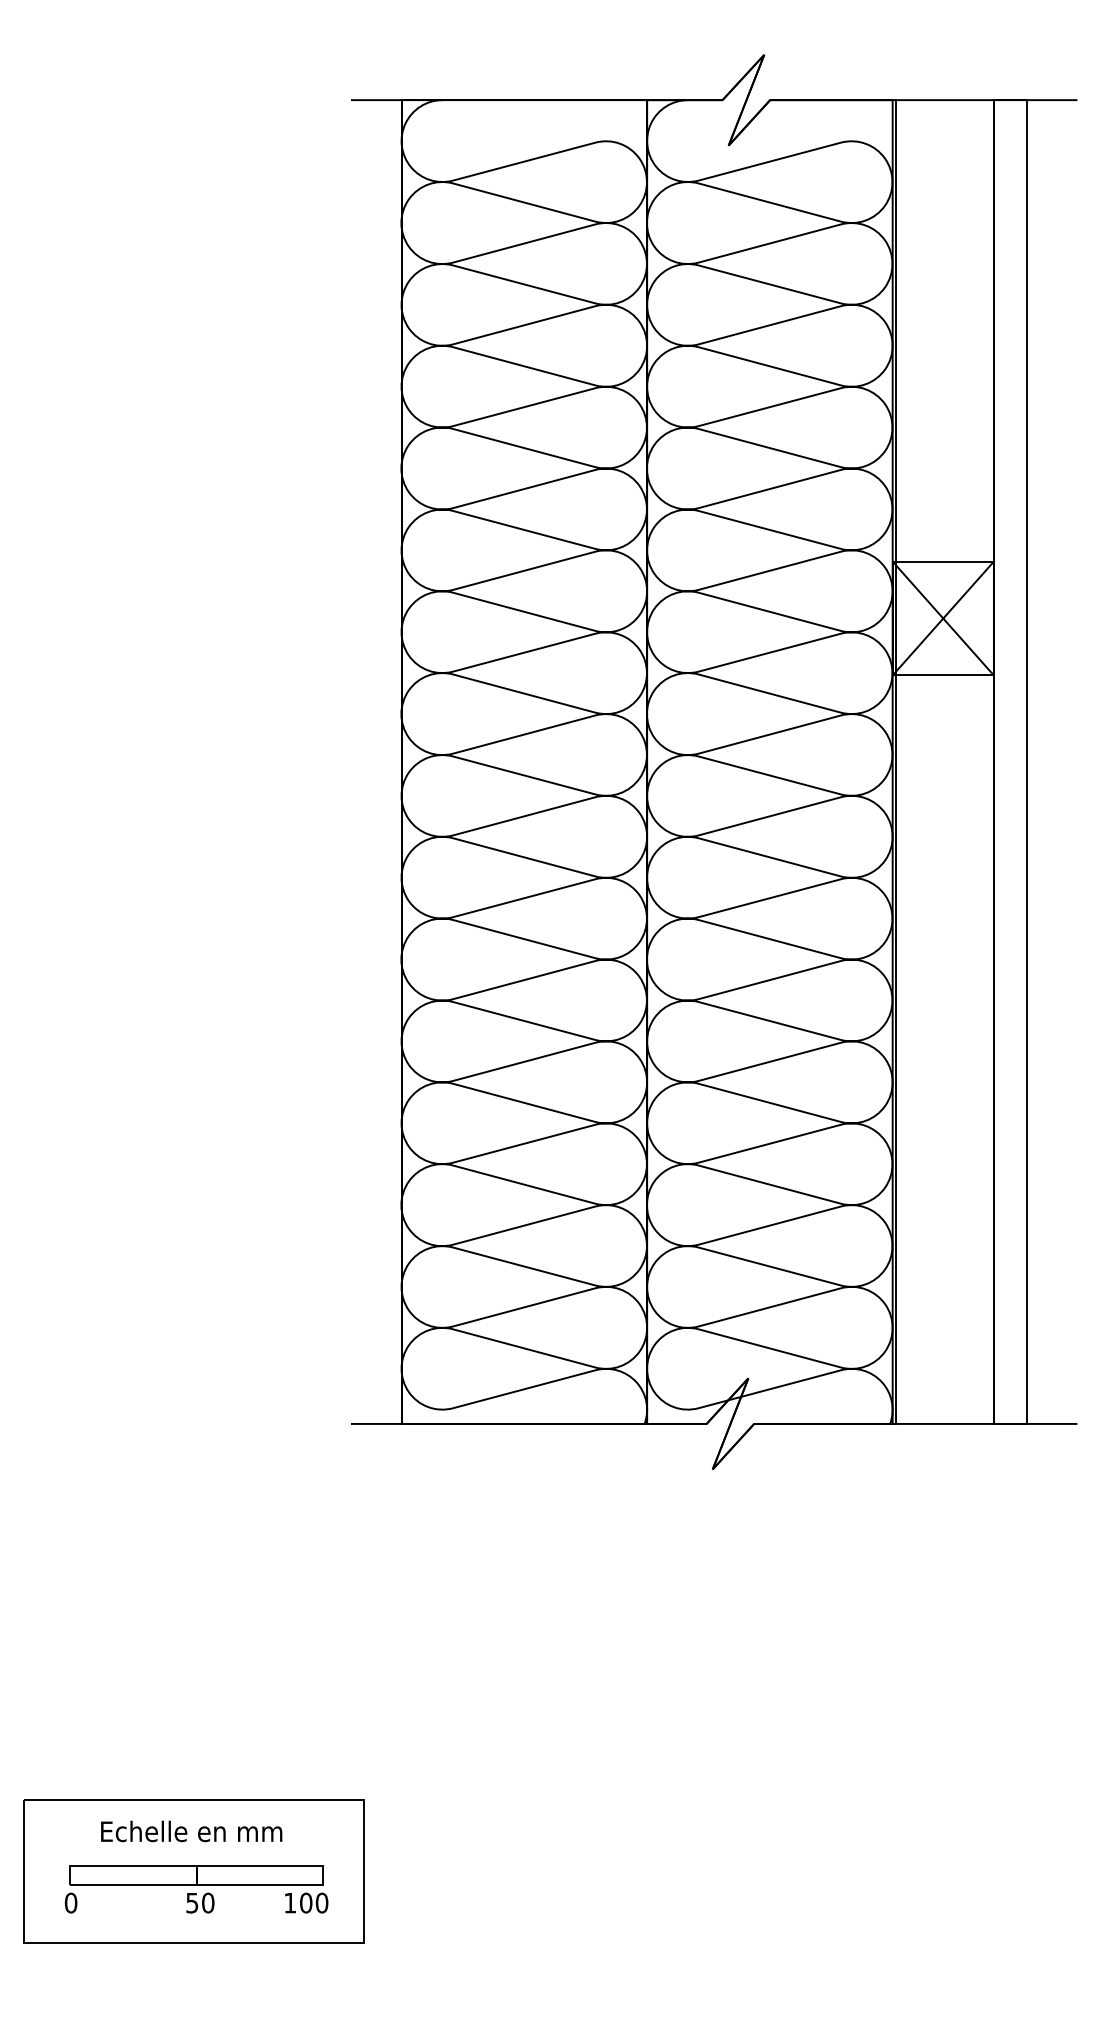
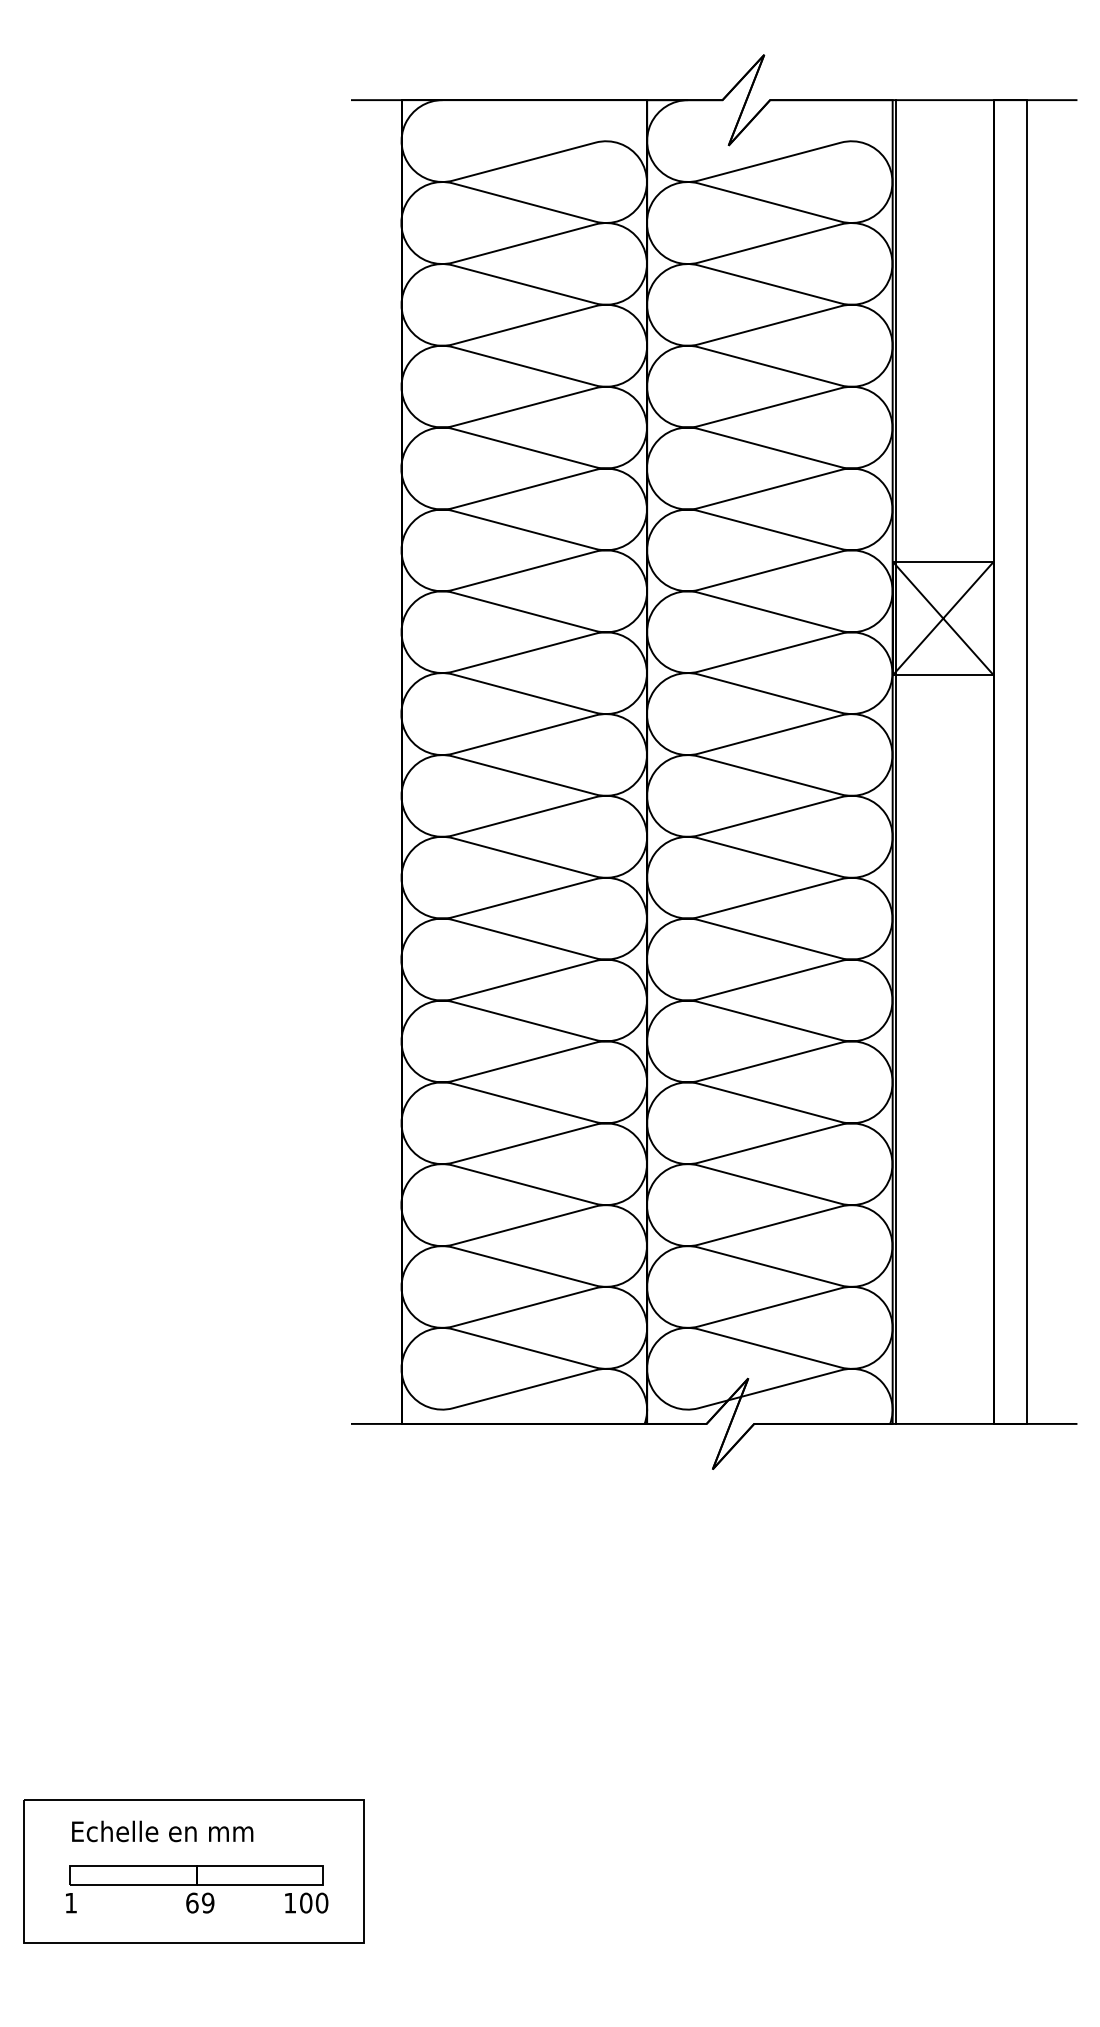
text position: (191, 1831) -> (162, 1831) (162, 1831)
text: 0 -> 1 (70, 1902)
text: 50 -> 69 (200, 1902)
